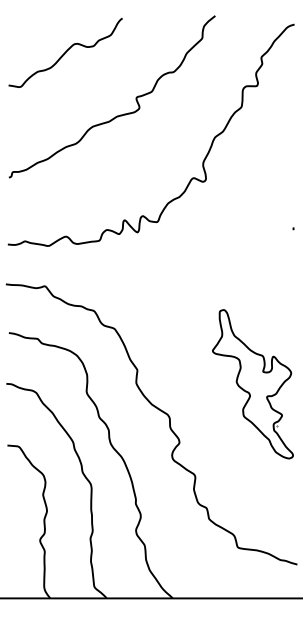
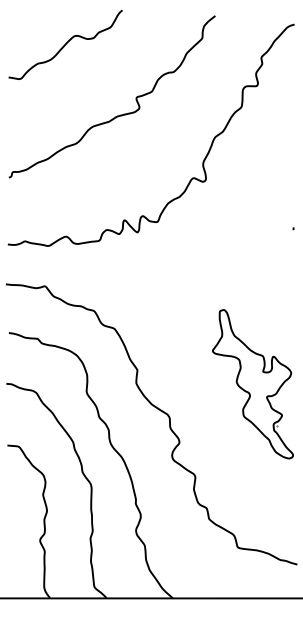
curve position: (65, 52) -> (65, 44) (65, 44)
